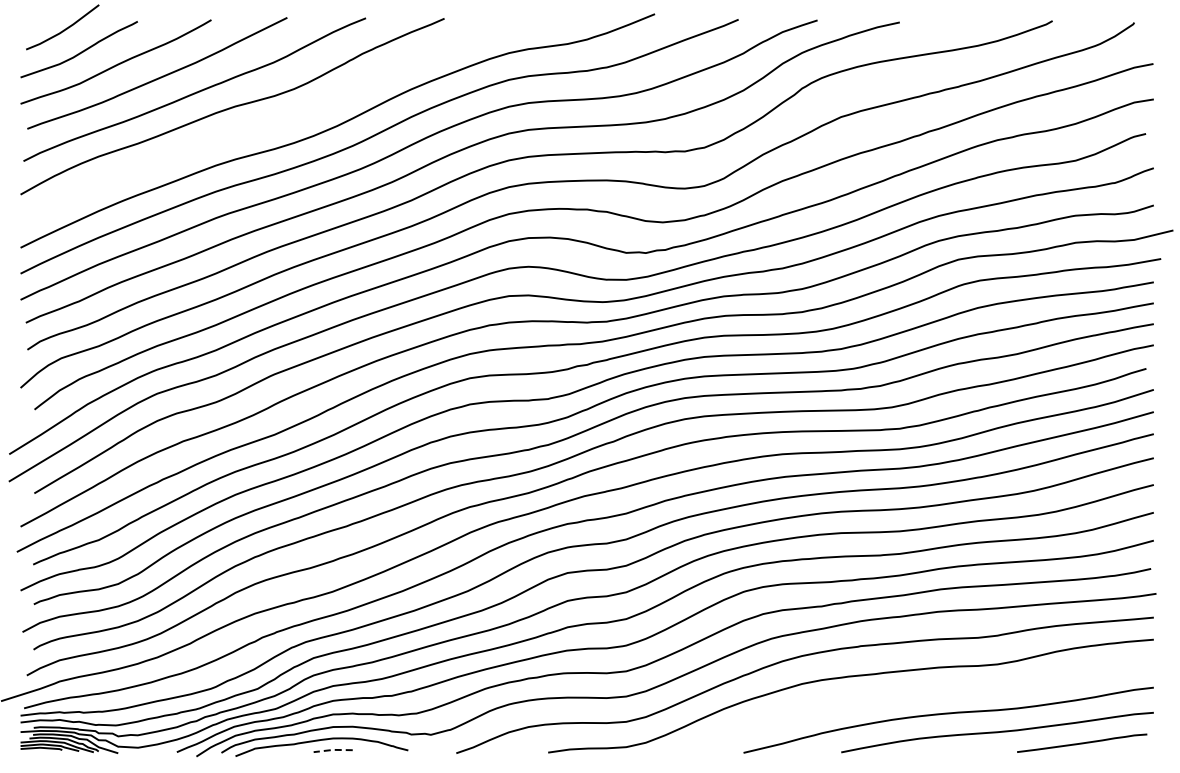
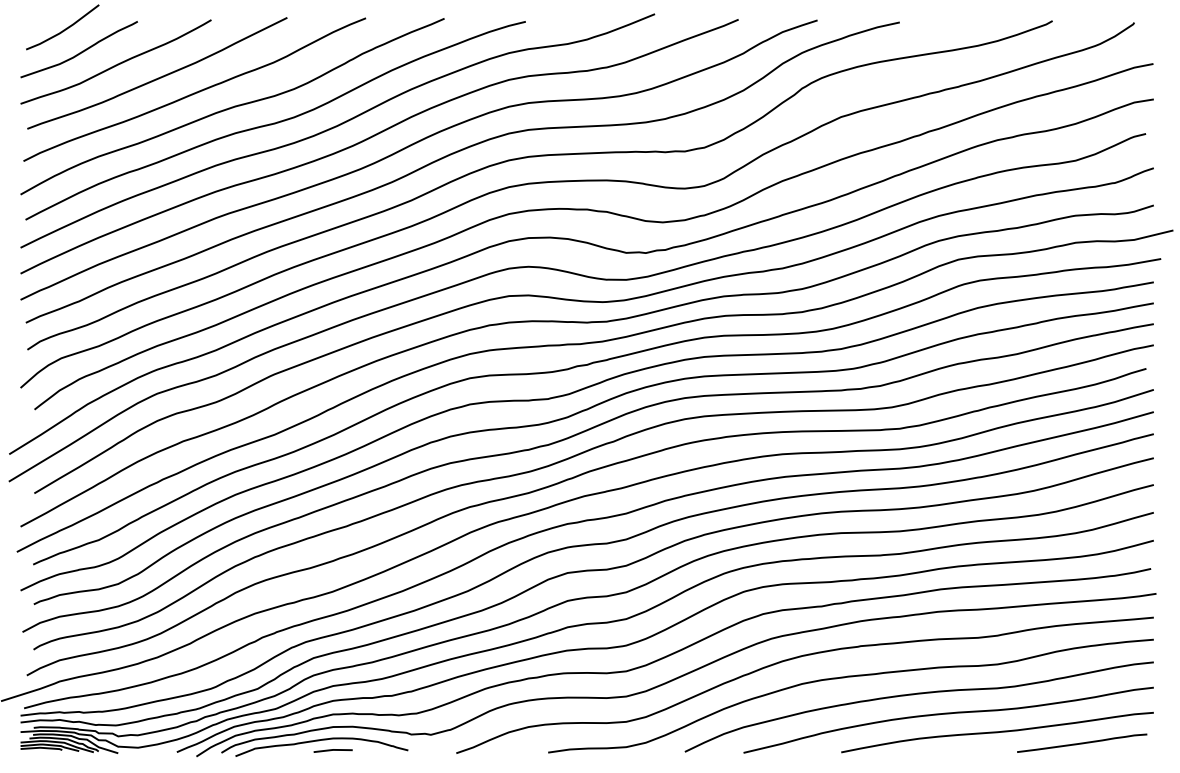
curve: none -> present (275, 122)
curve: none -> present (918, 694)
line: dashed -> solid (333, 749)
